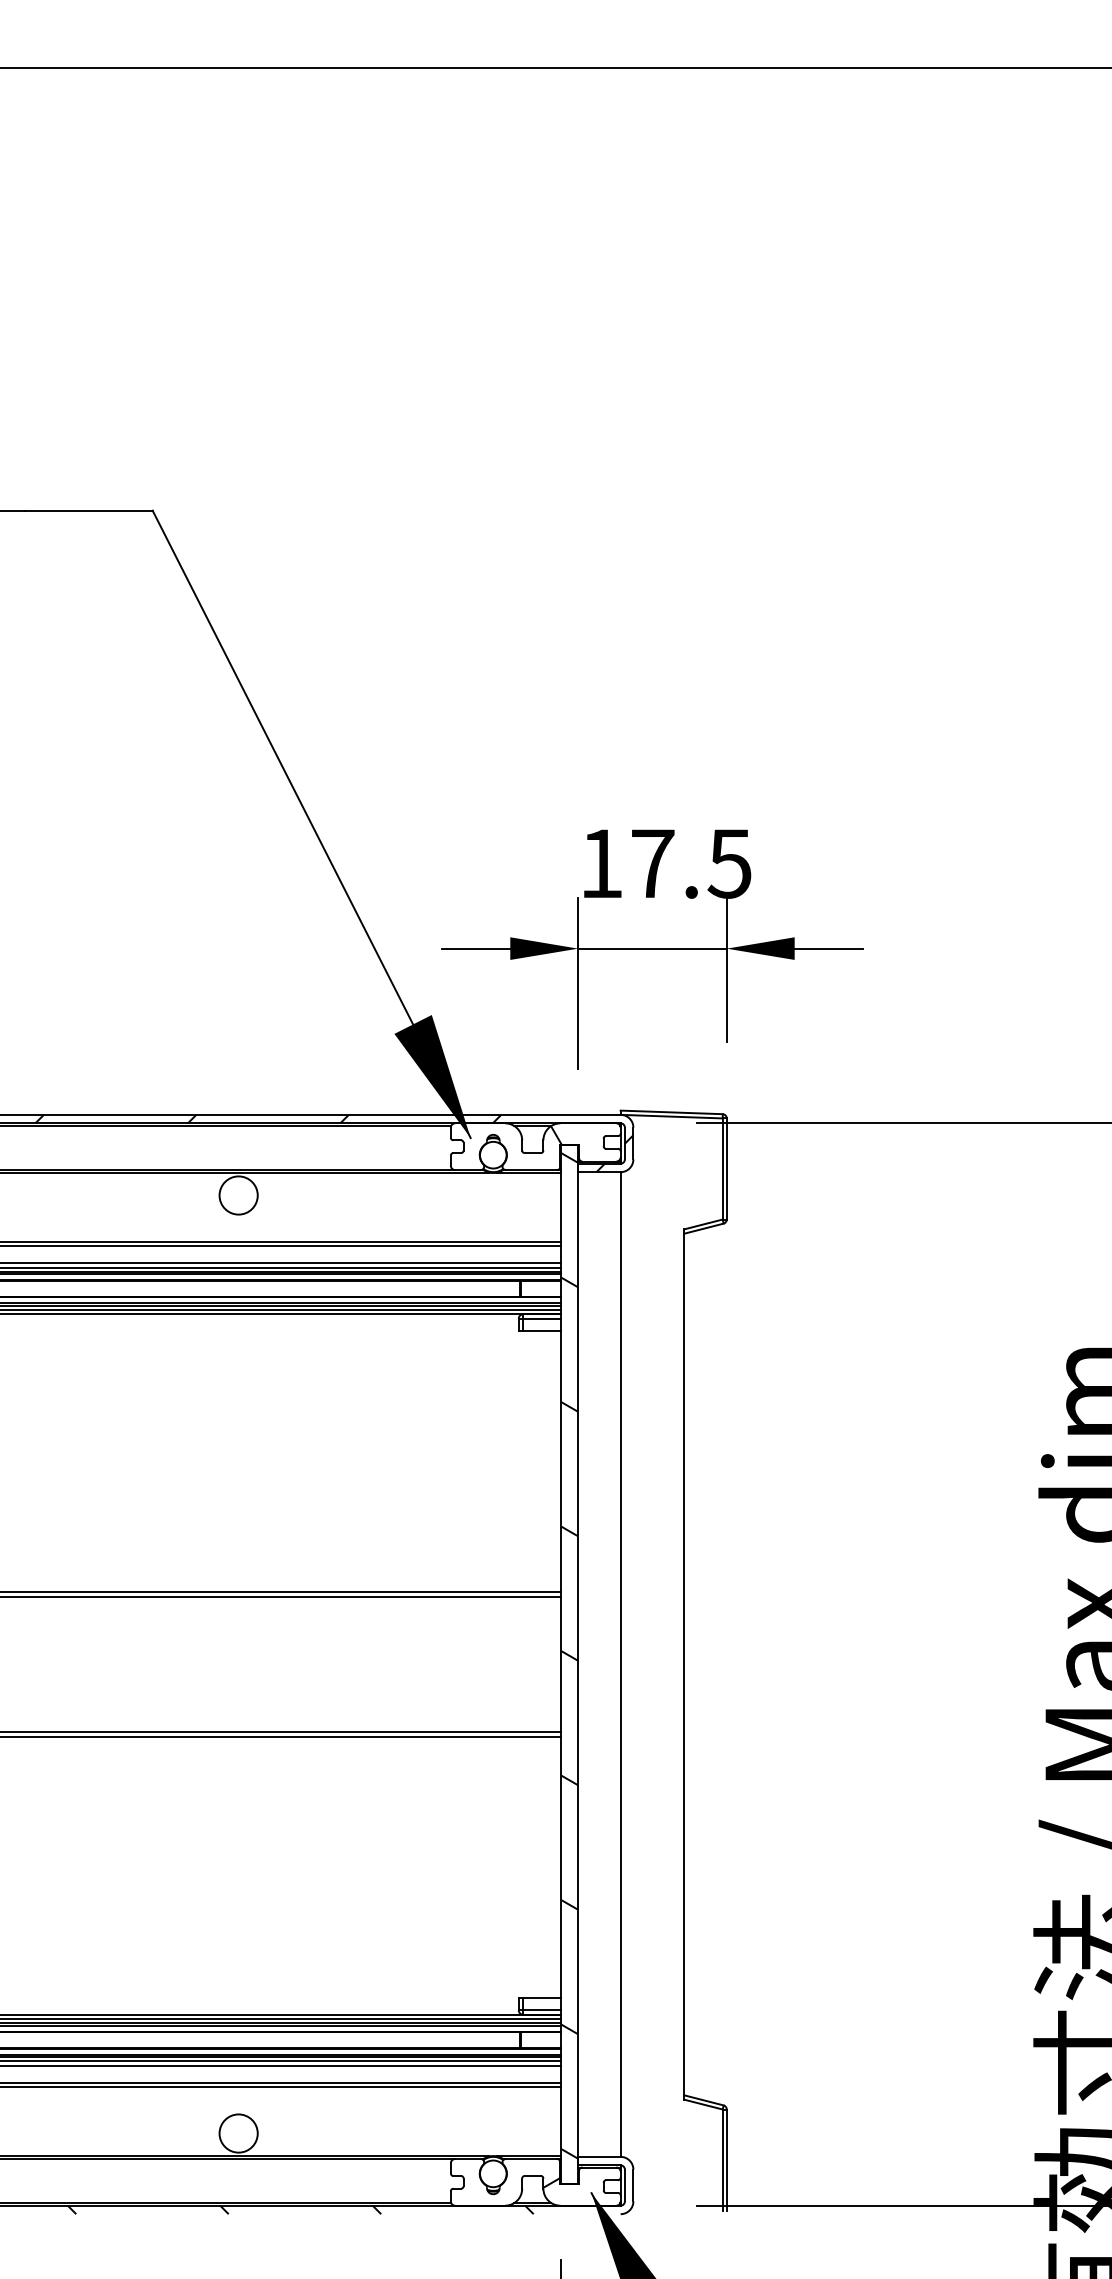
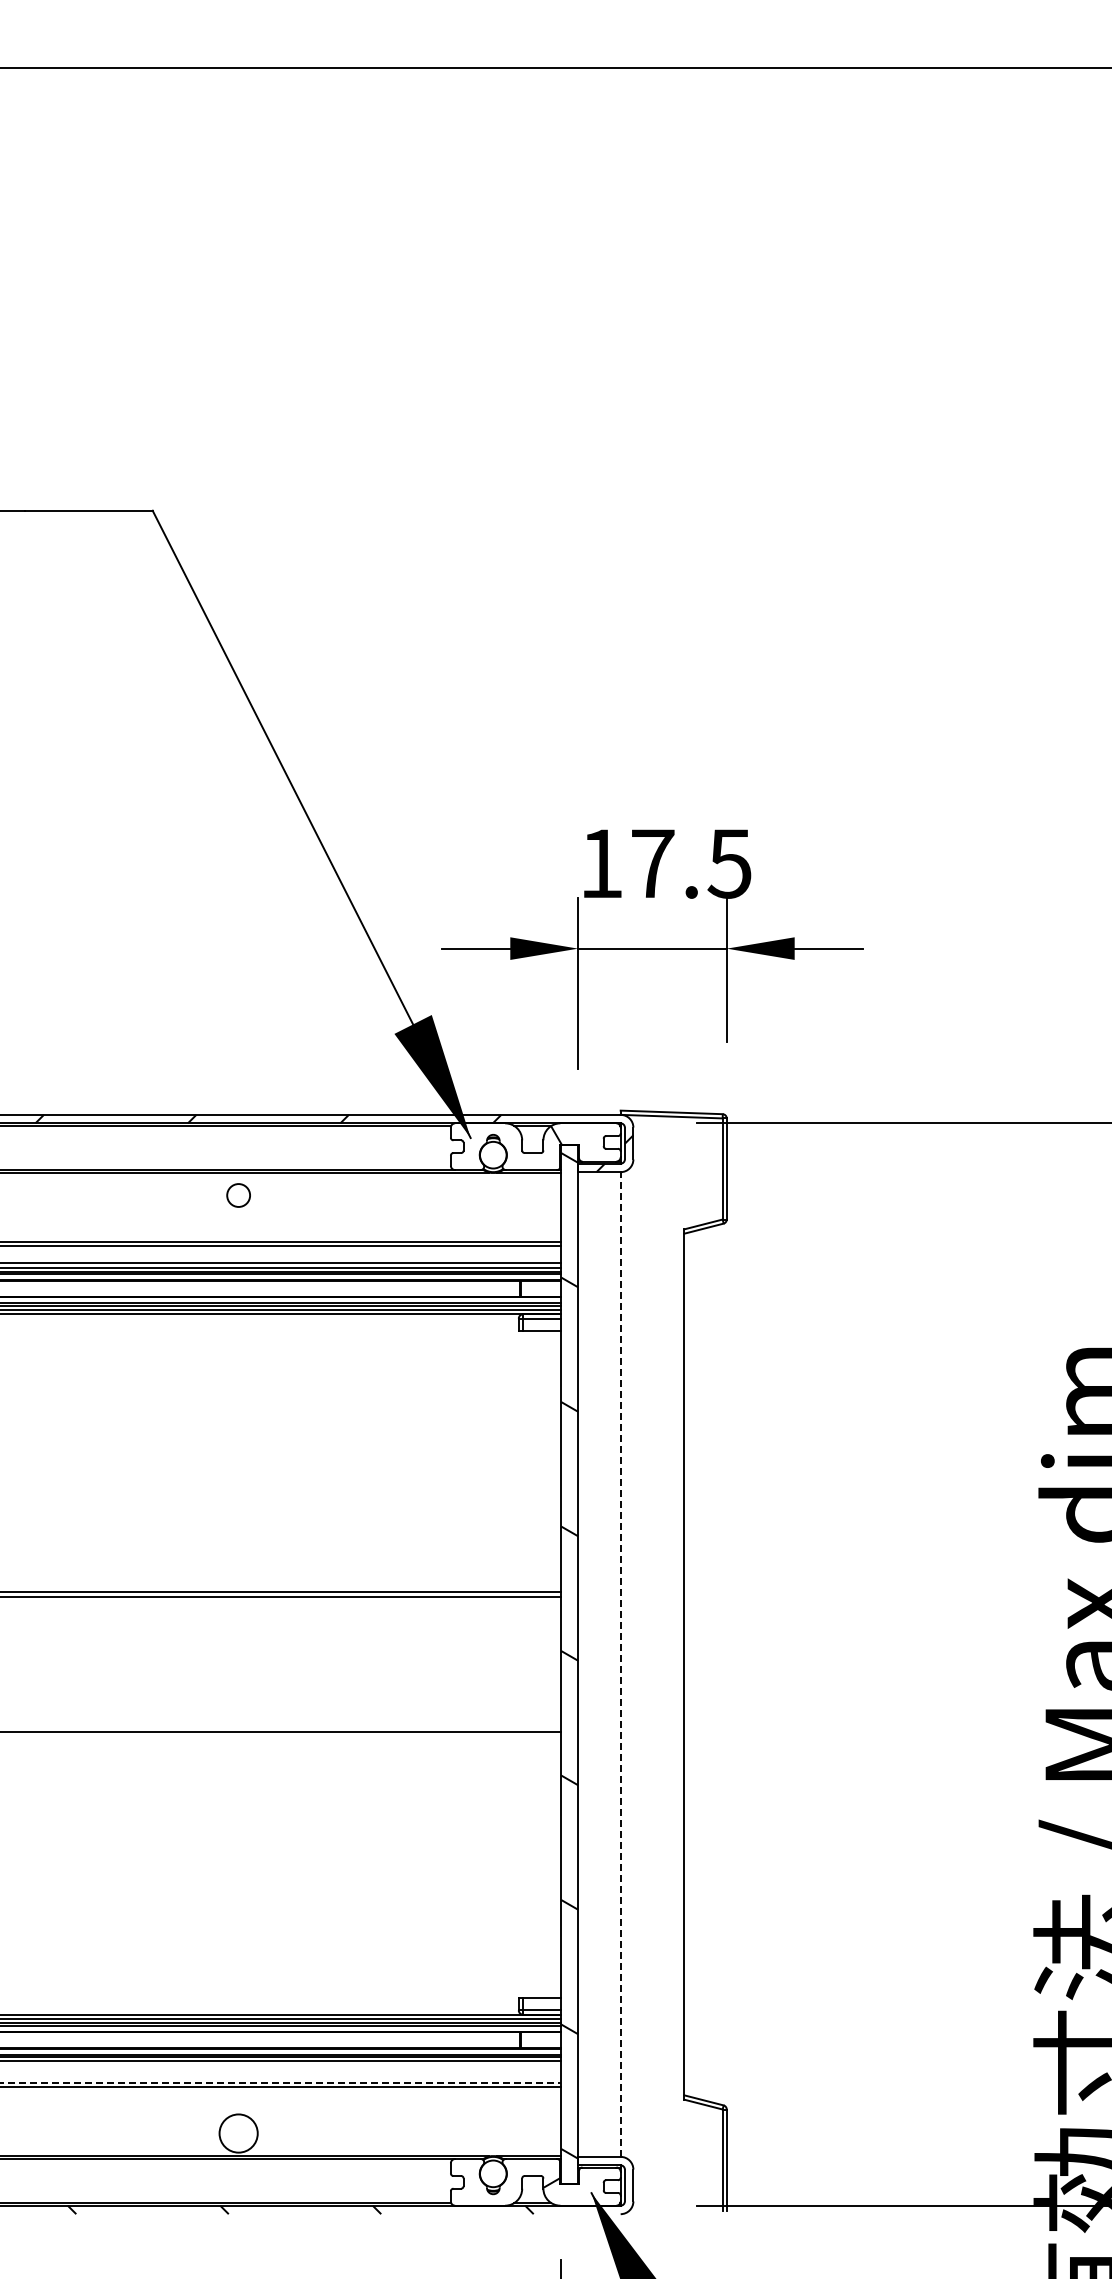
circle diameter: 38 px -> 23 px (238, 1195)
line: solid -> dashed (620, 1664)
line: present -> none (281, 1736)
line: present -> none (281, 2065)
line: solid -> dashed (281, 2082)
